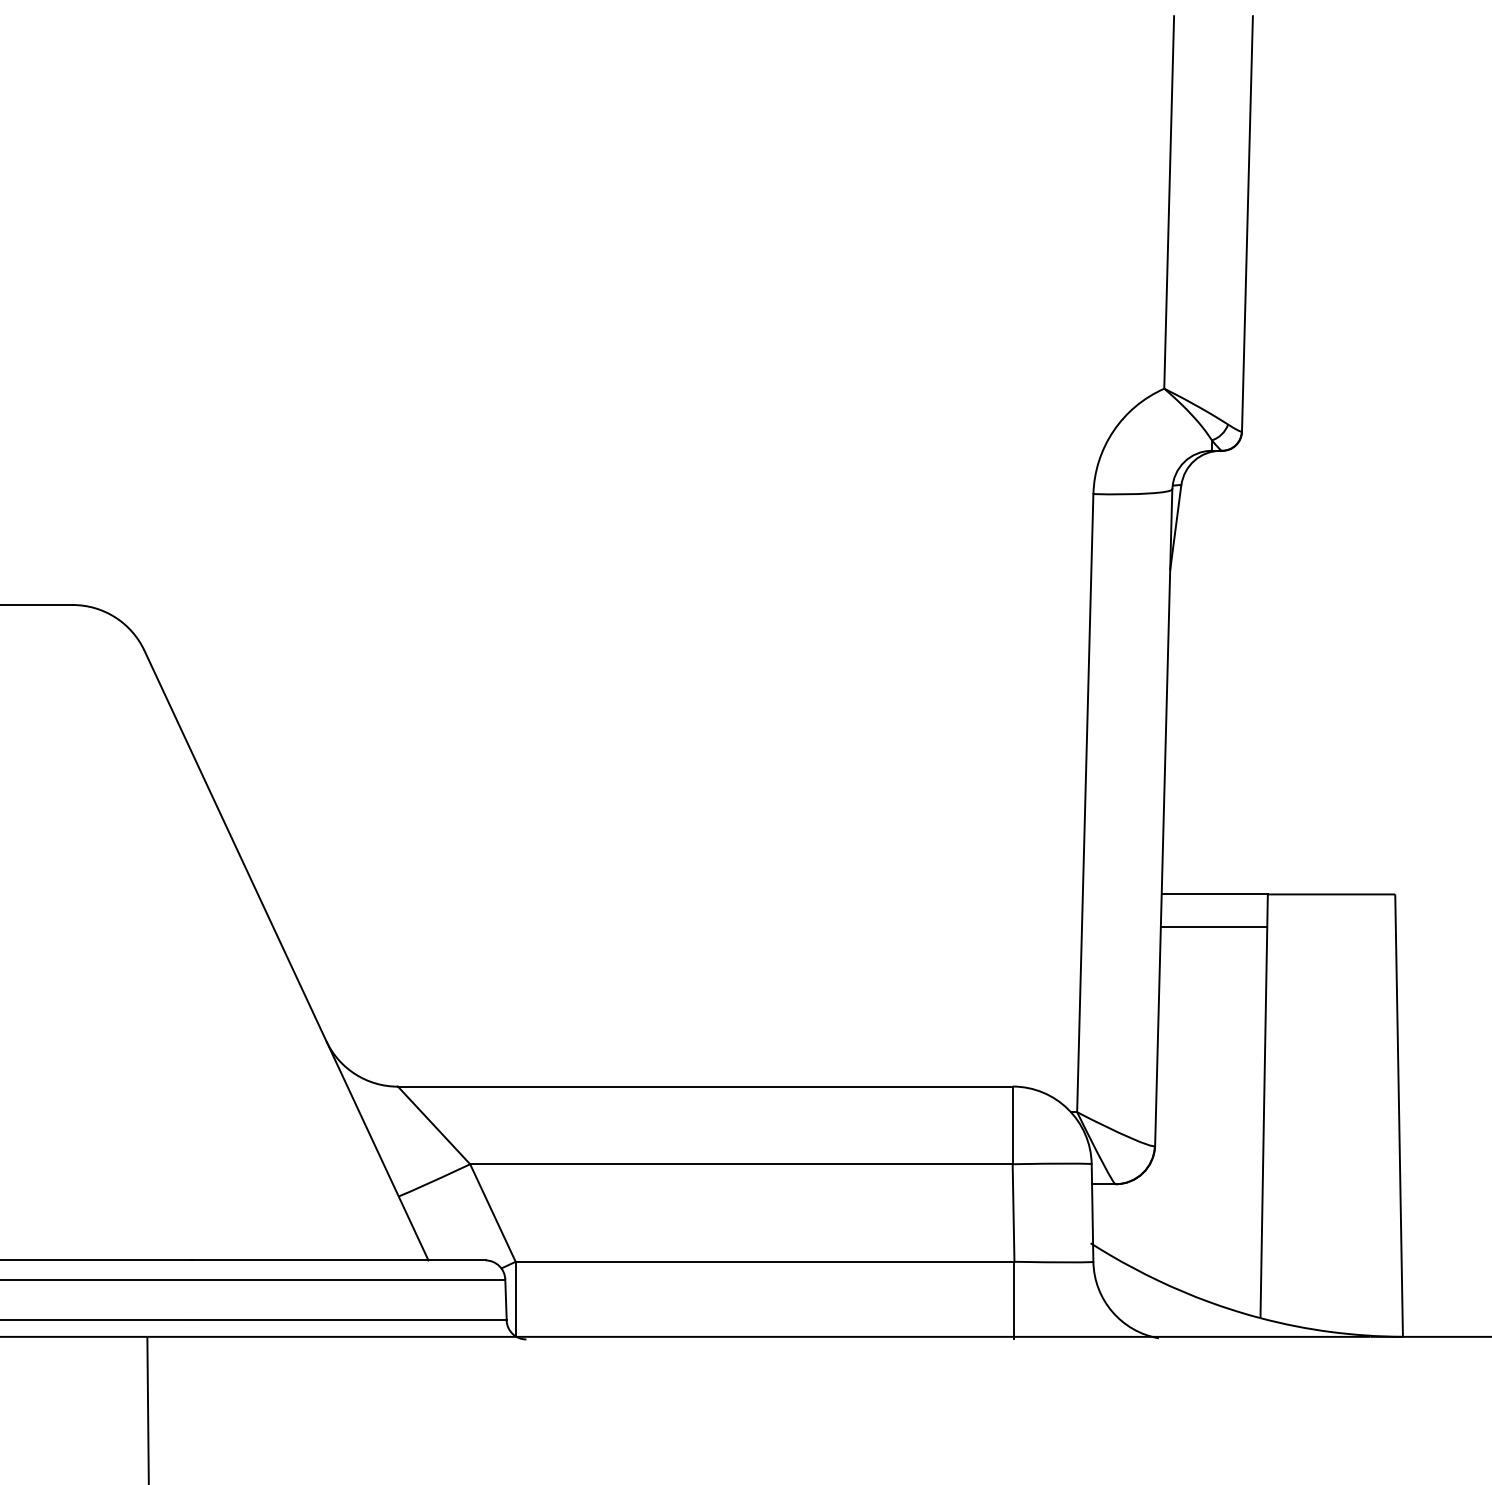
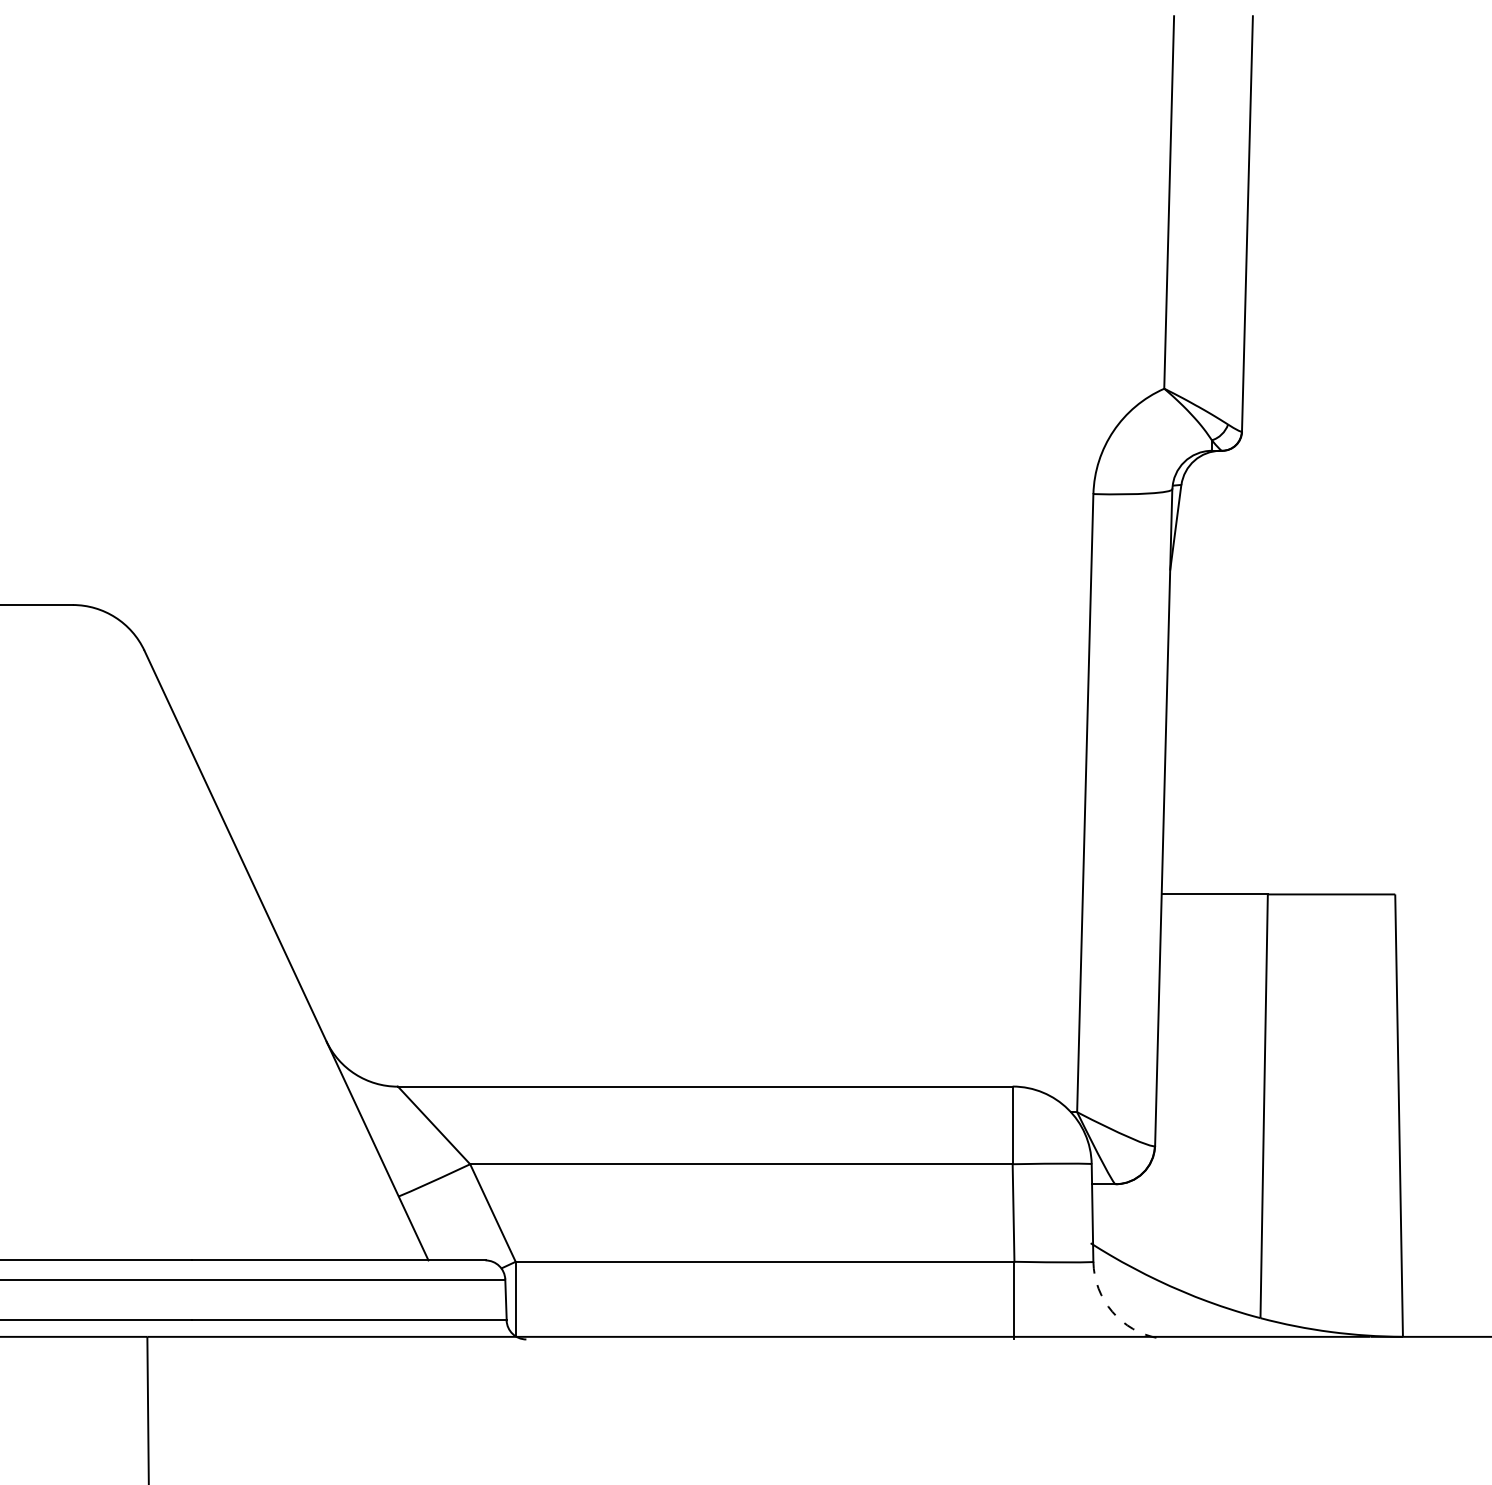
line: present -> none (1213, 927)
arc: solid -> dashed (1112, 1311)
